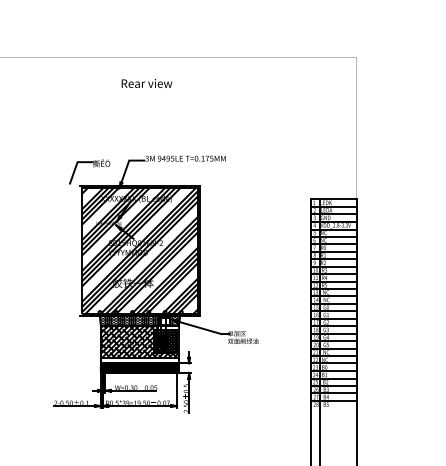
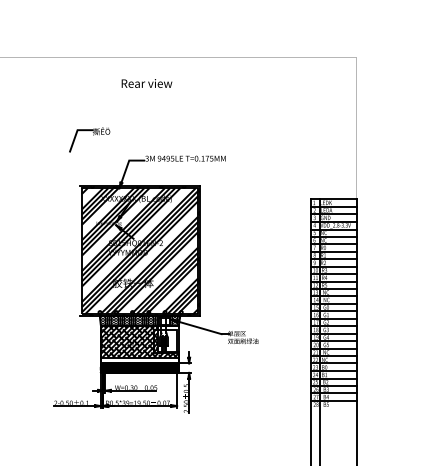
part position: (89, 171) -> (89, 139) (89, 139)
hatch: present -> none (164, 341)
